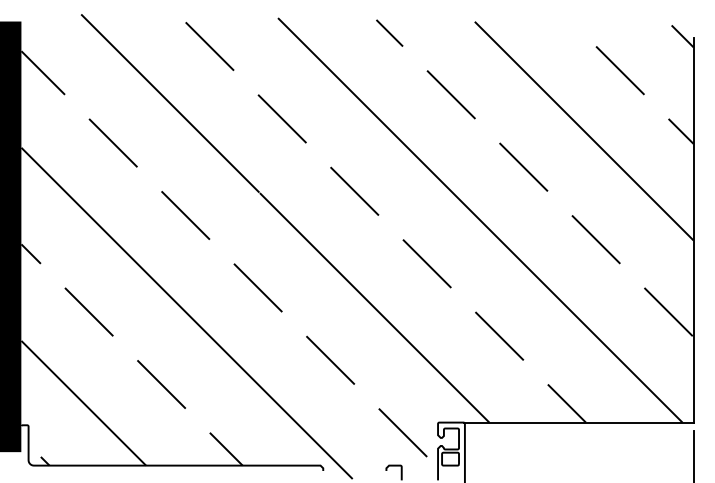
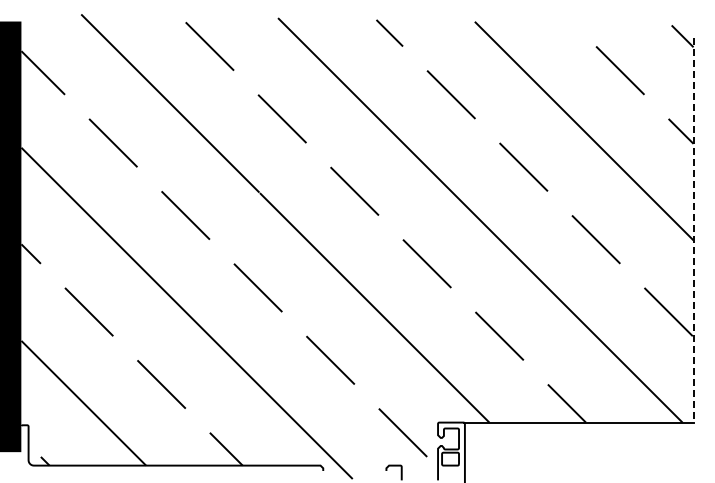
line: solid -> dashed (693, 230)
line: present -> none (693, 455)
